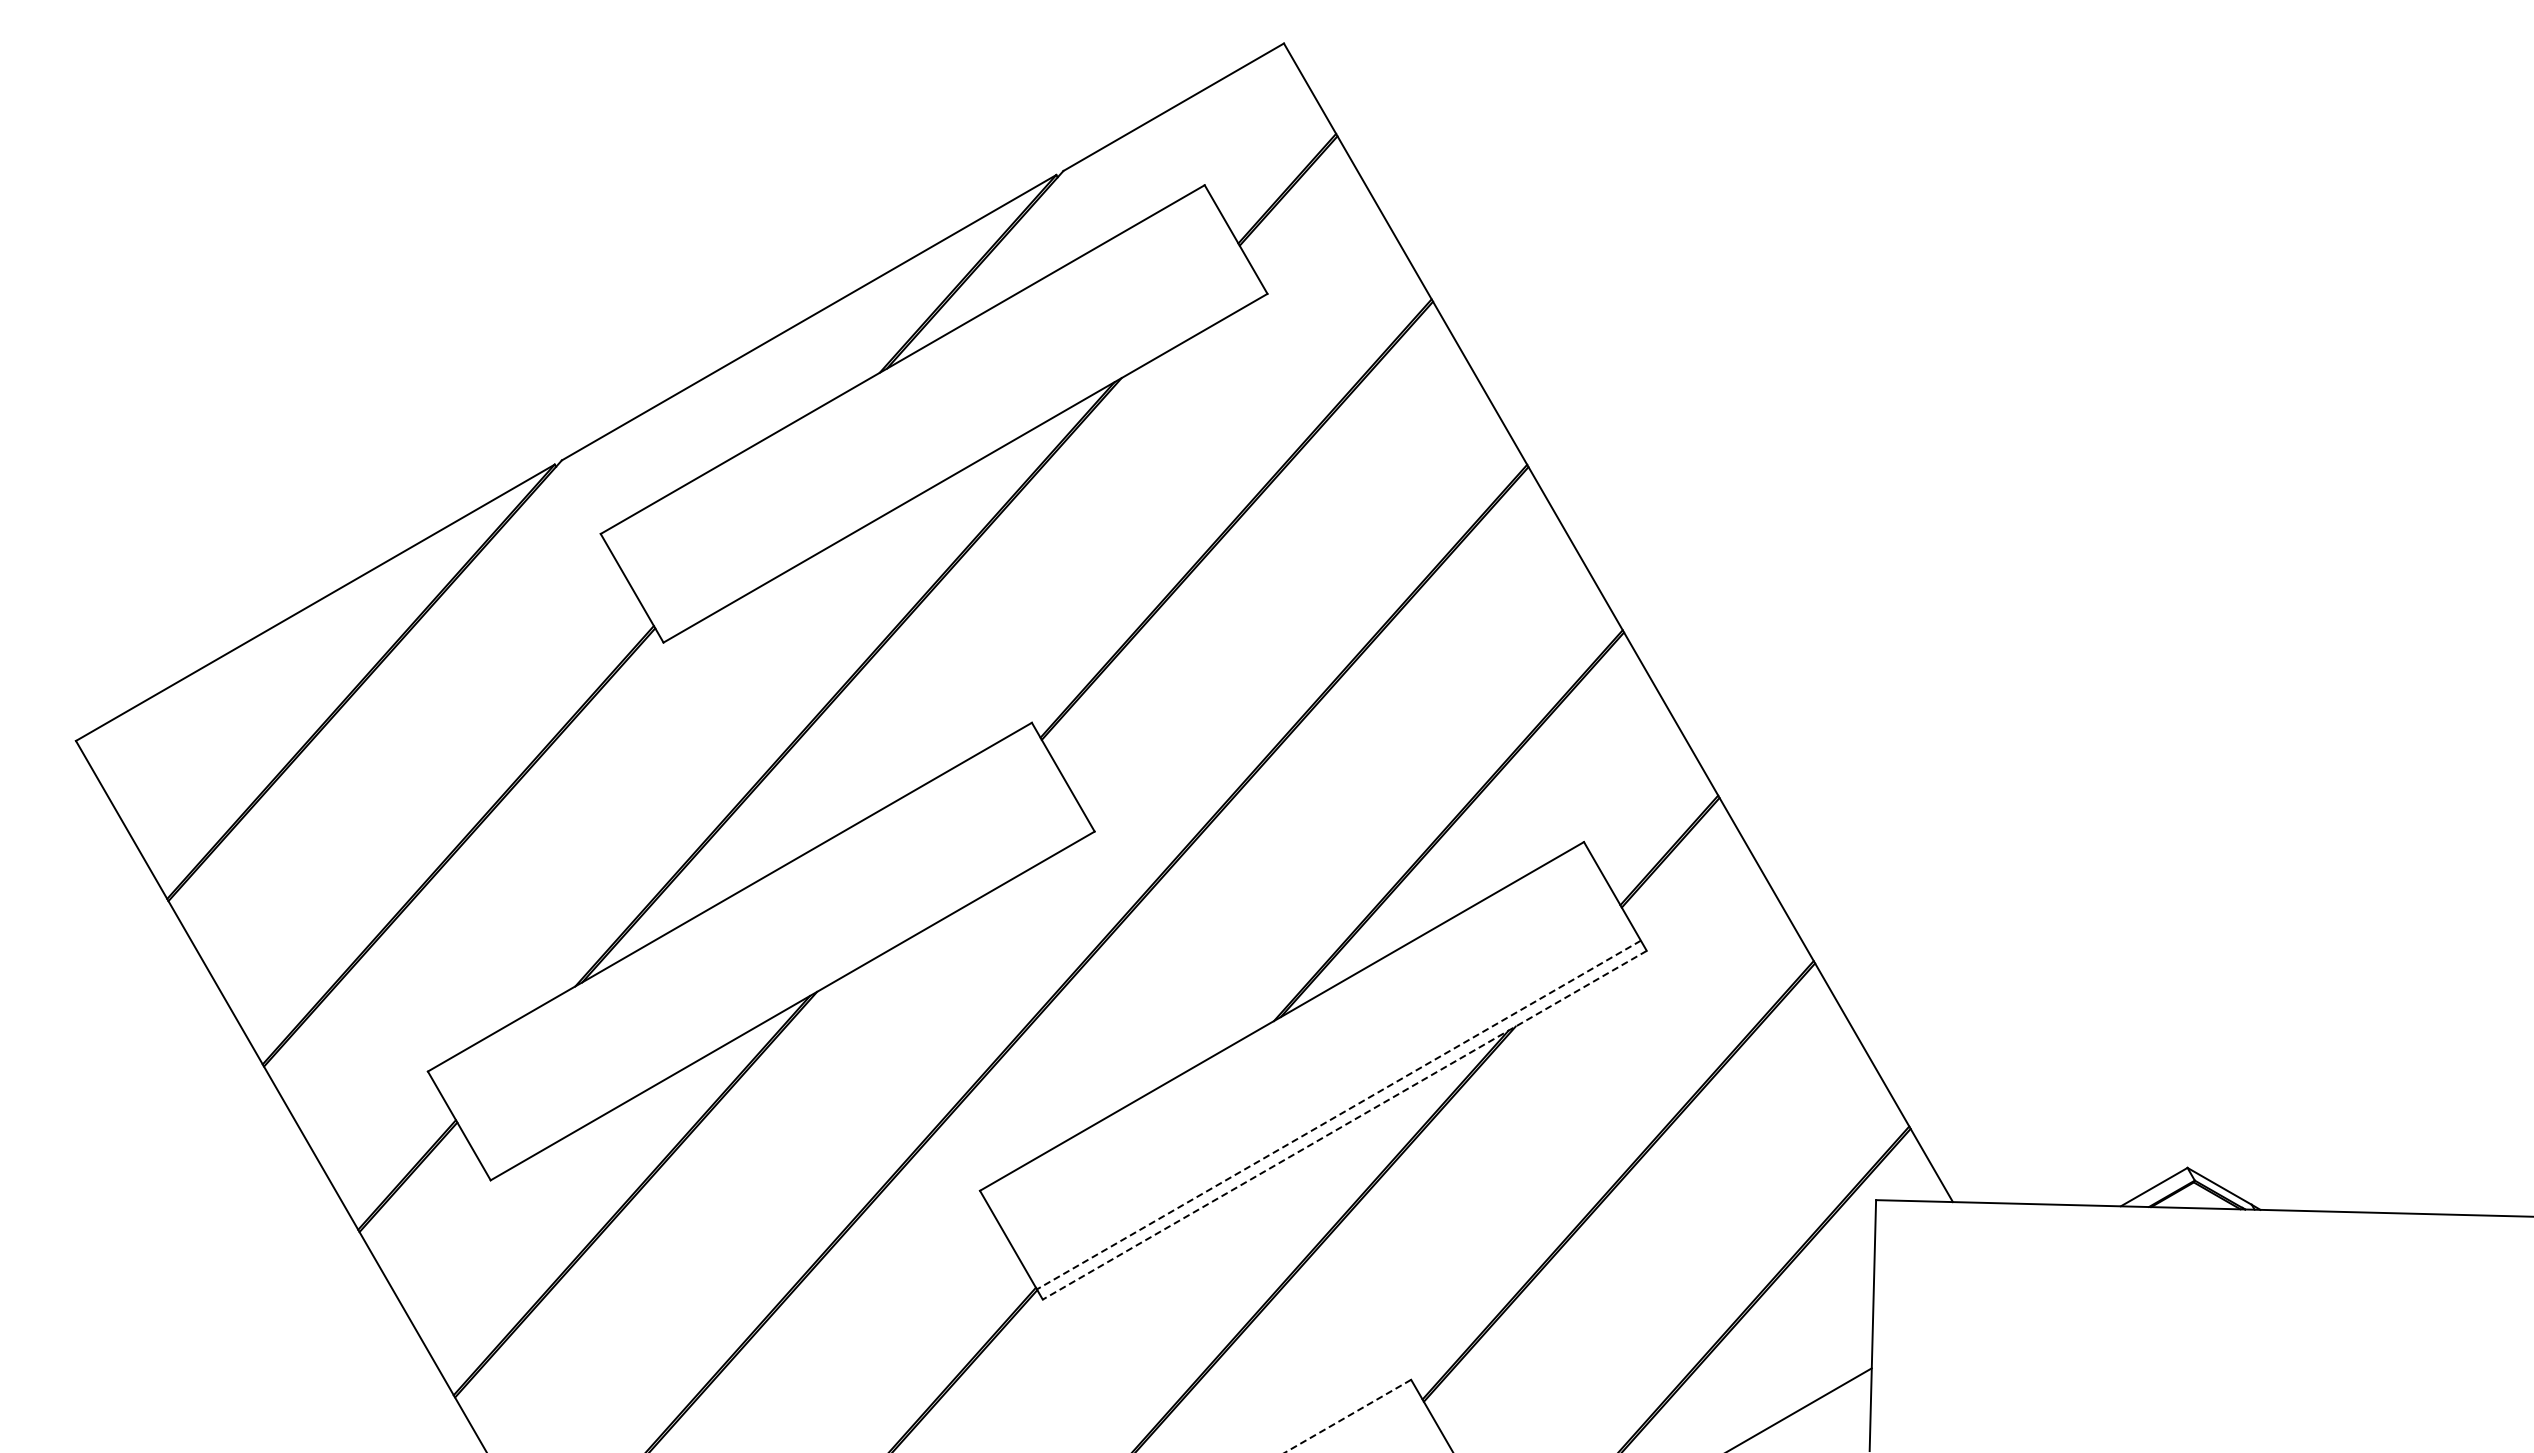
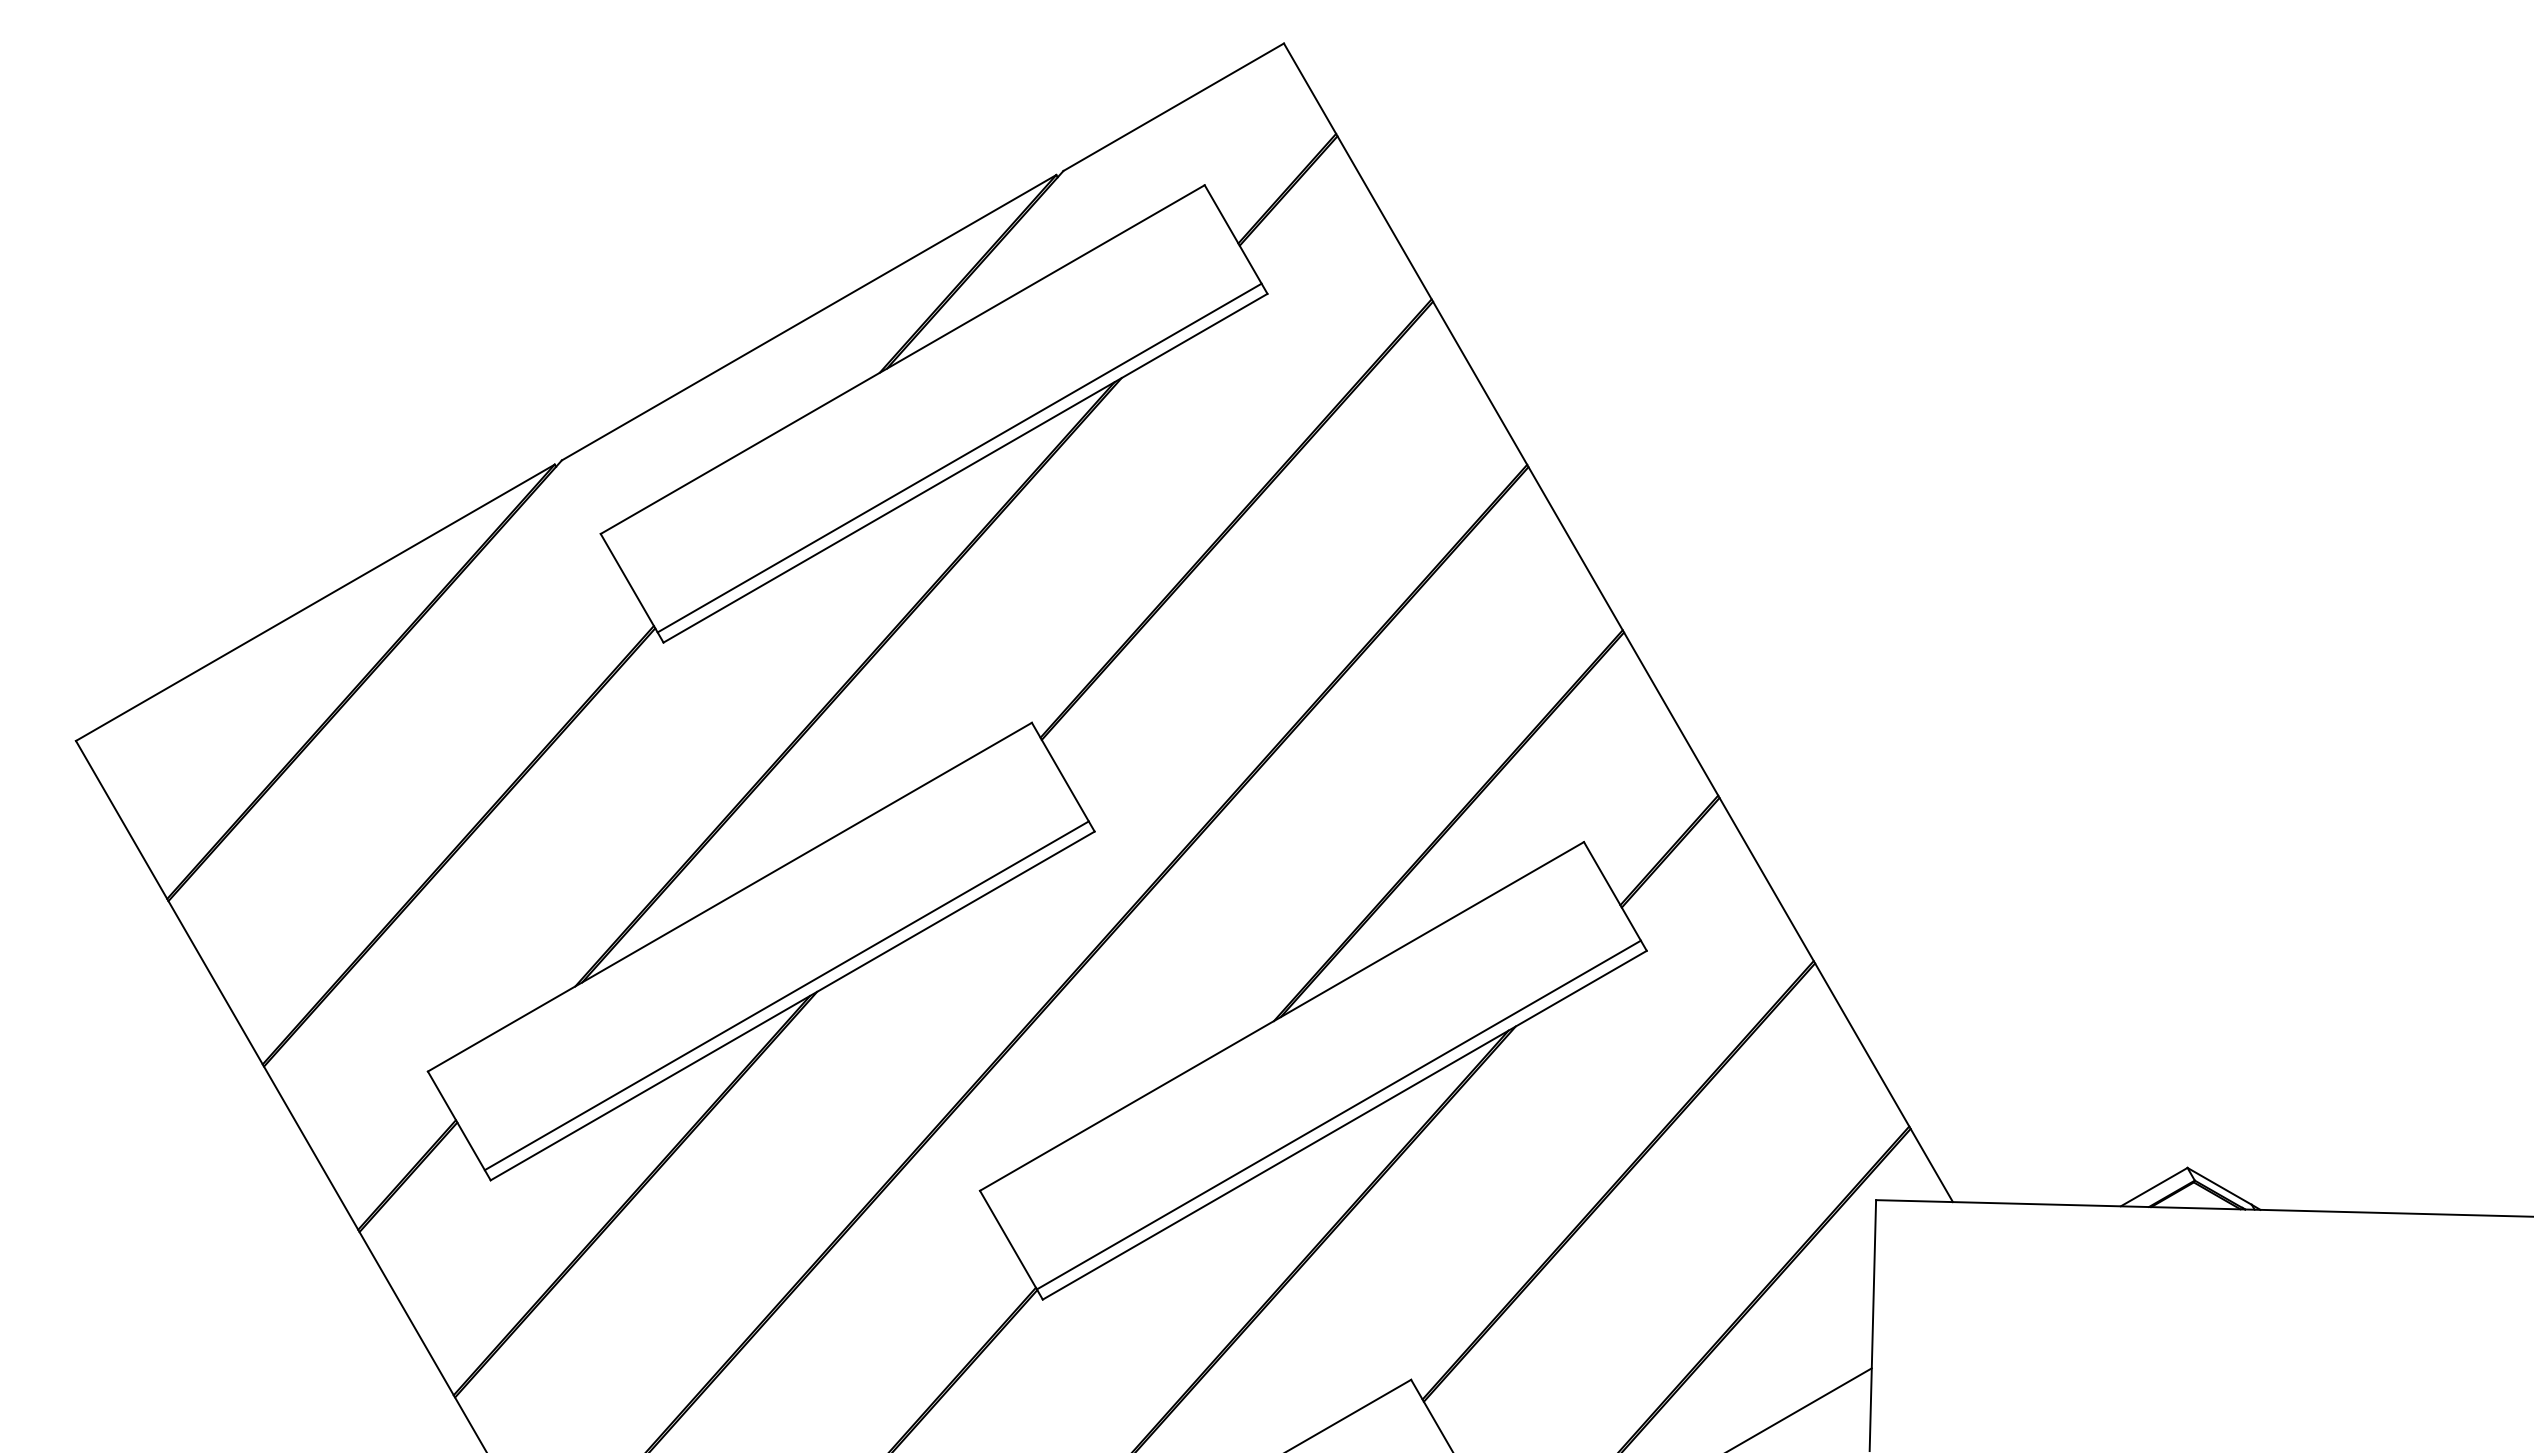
line: none -> present (959, 457)
line: none -> present (786, 995)
line: dashed -> solid (1338, 1115)
line: dashed -> solid (1344, 1125)
line: dashed -> solid (1348, 1416)
